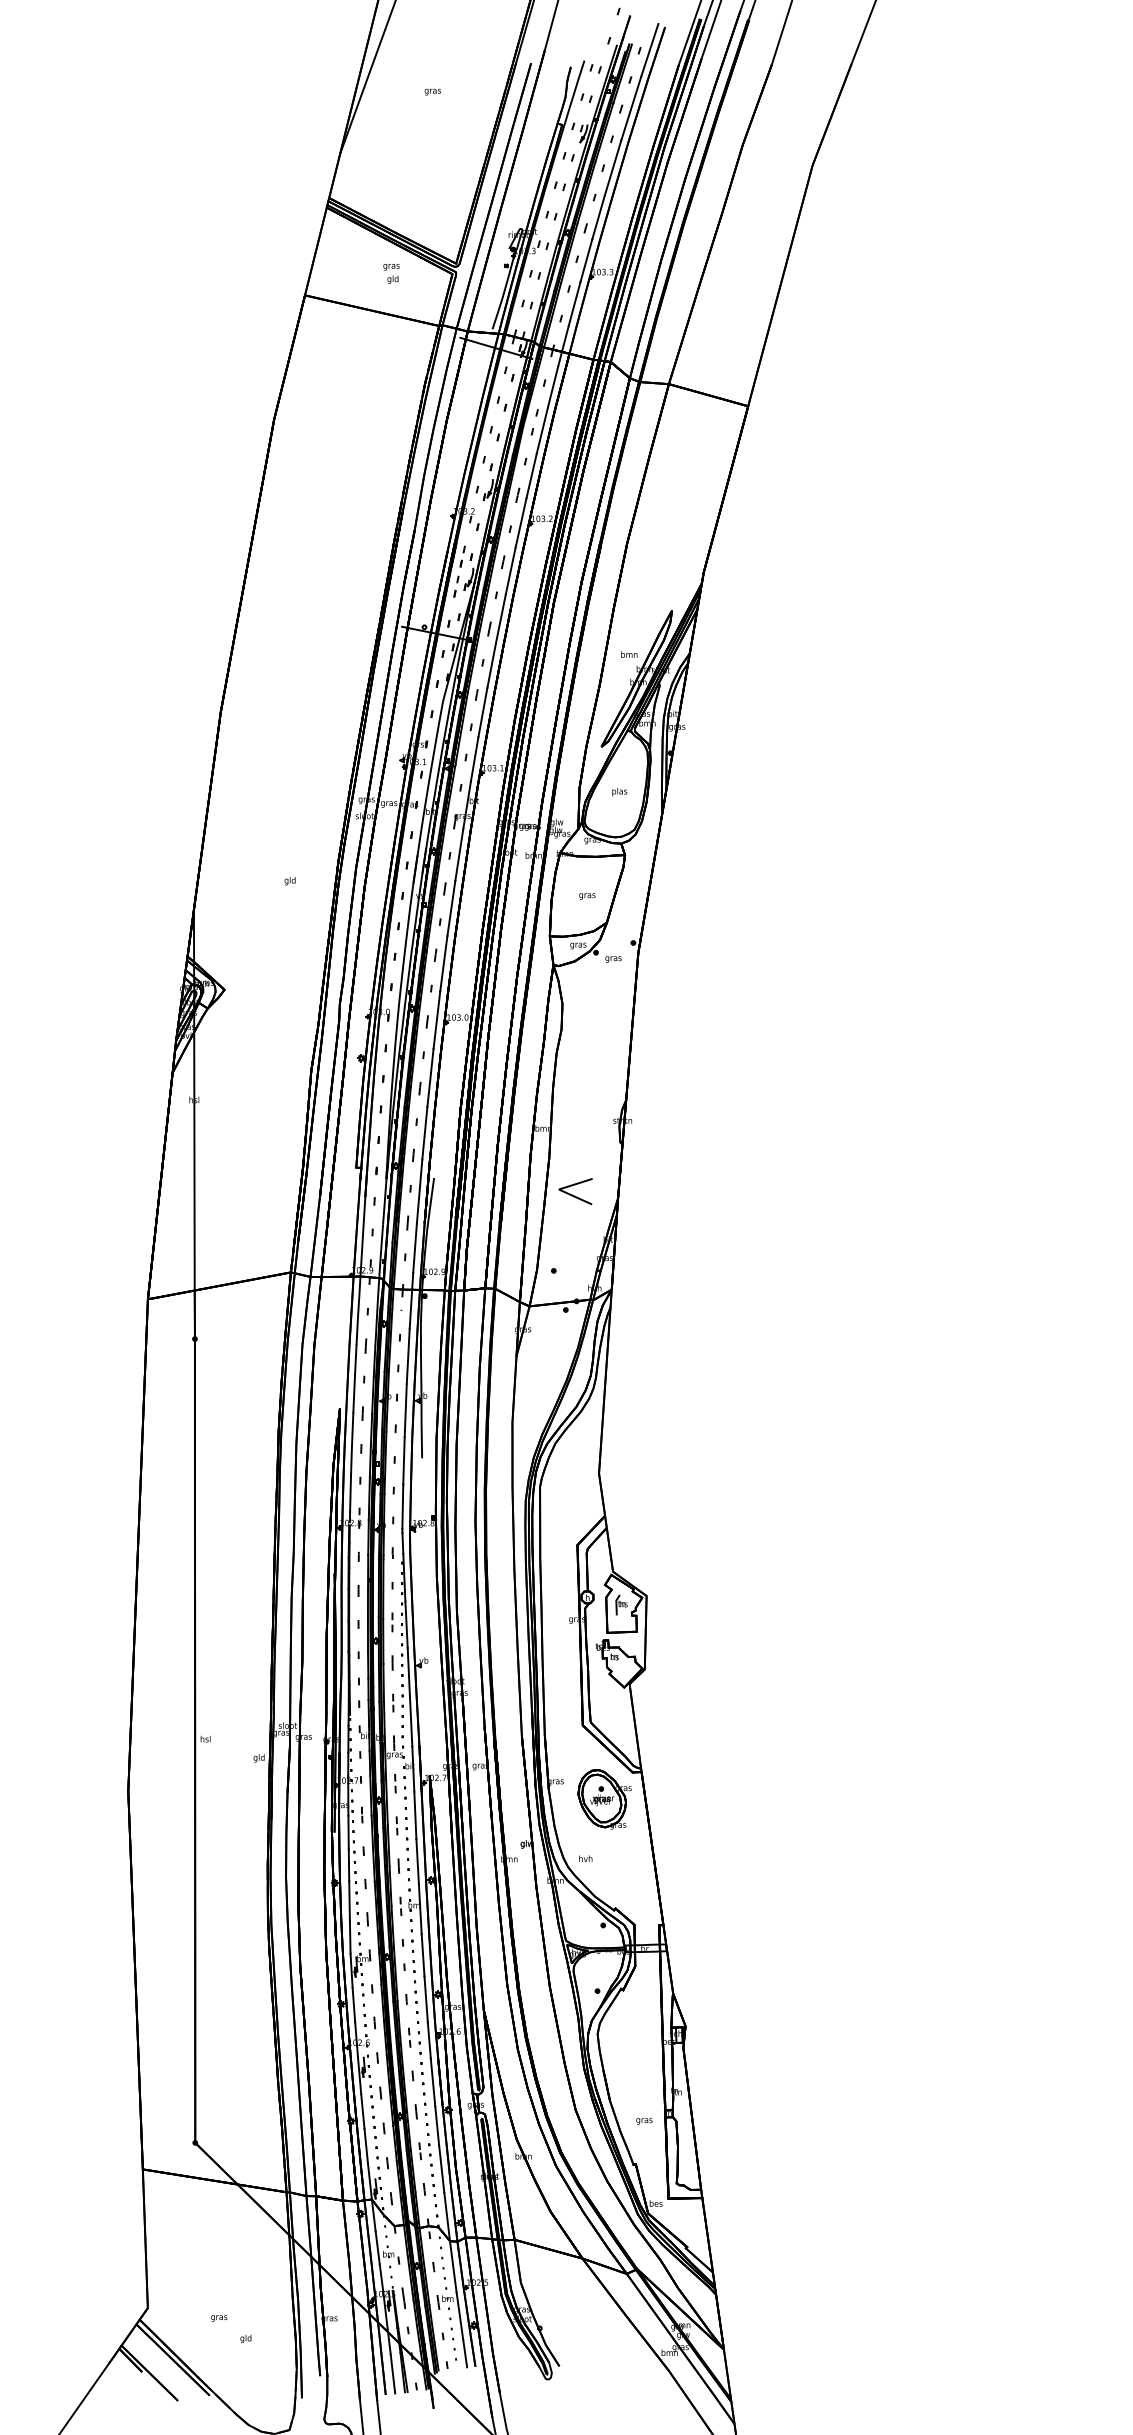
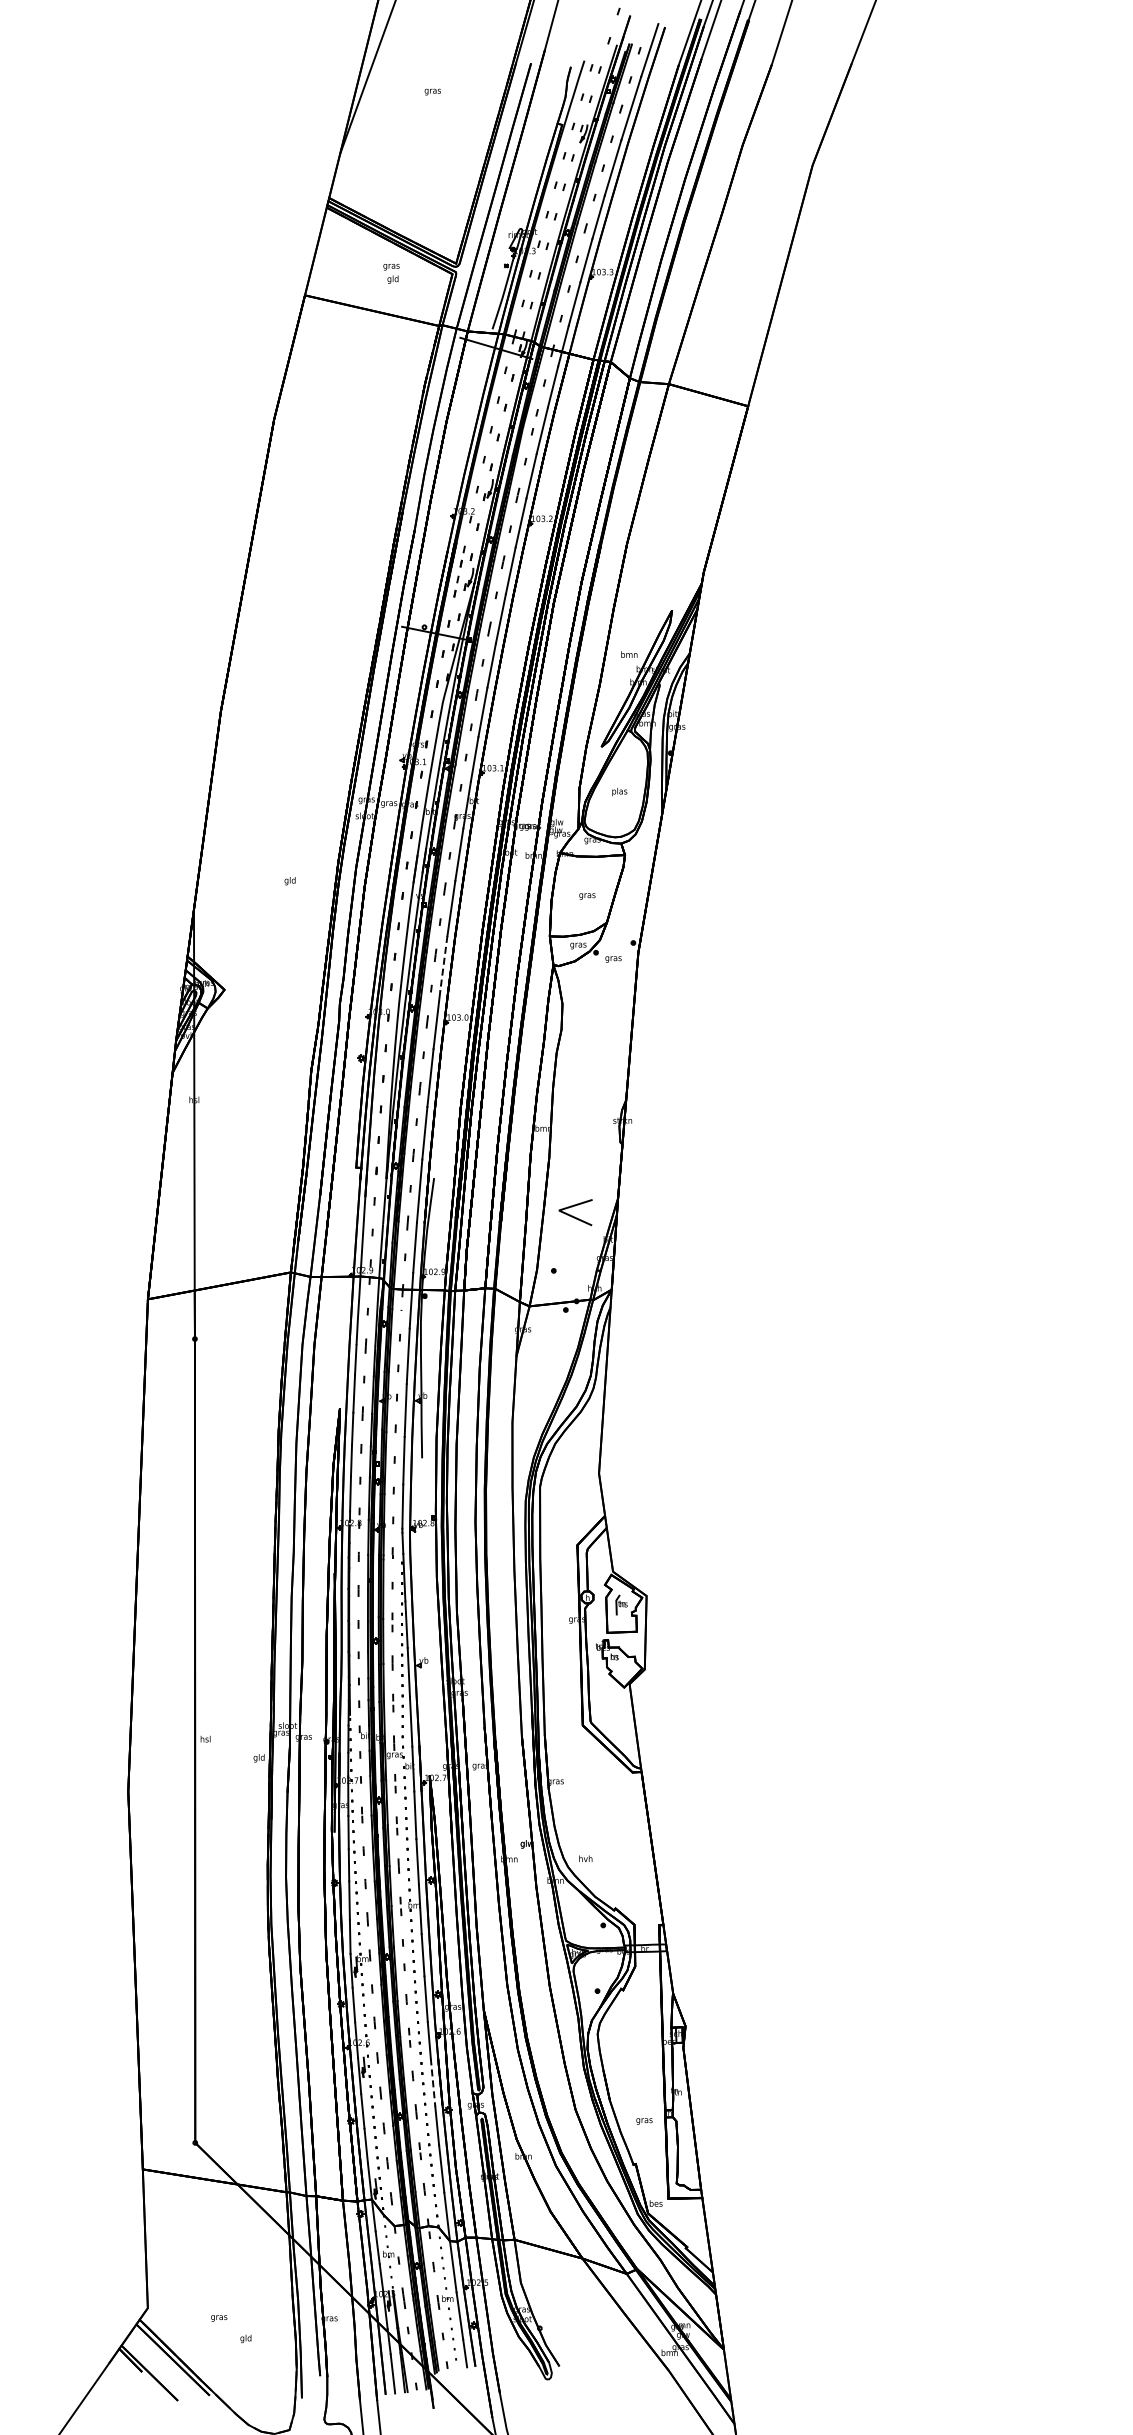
line: solid -> dashed (443, 963)
line position: (574, 1195) -> (574, 1216) (574, 1216)
part: present -> none (604, 1799)
line: solid -> dashed (433, 2082)
